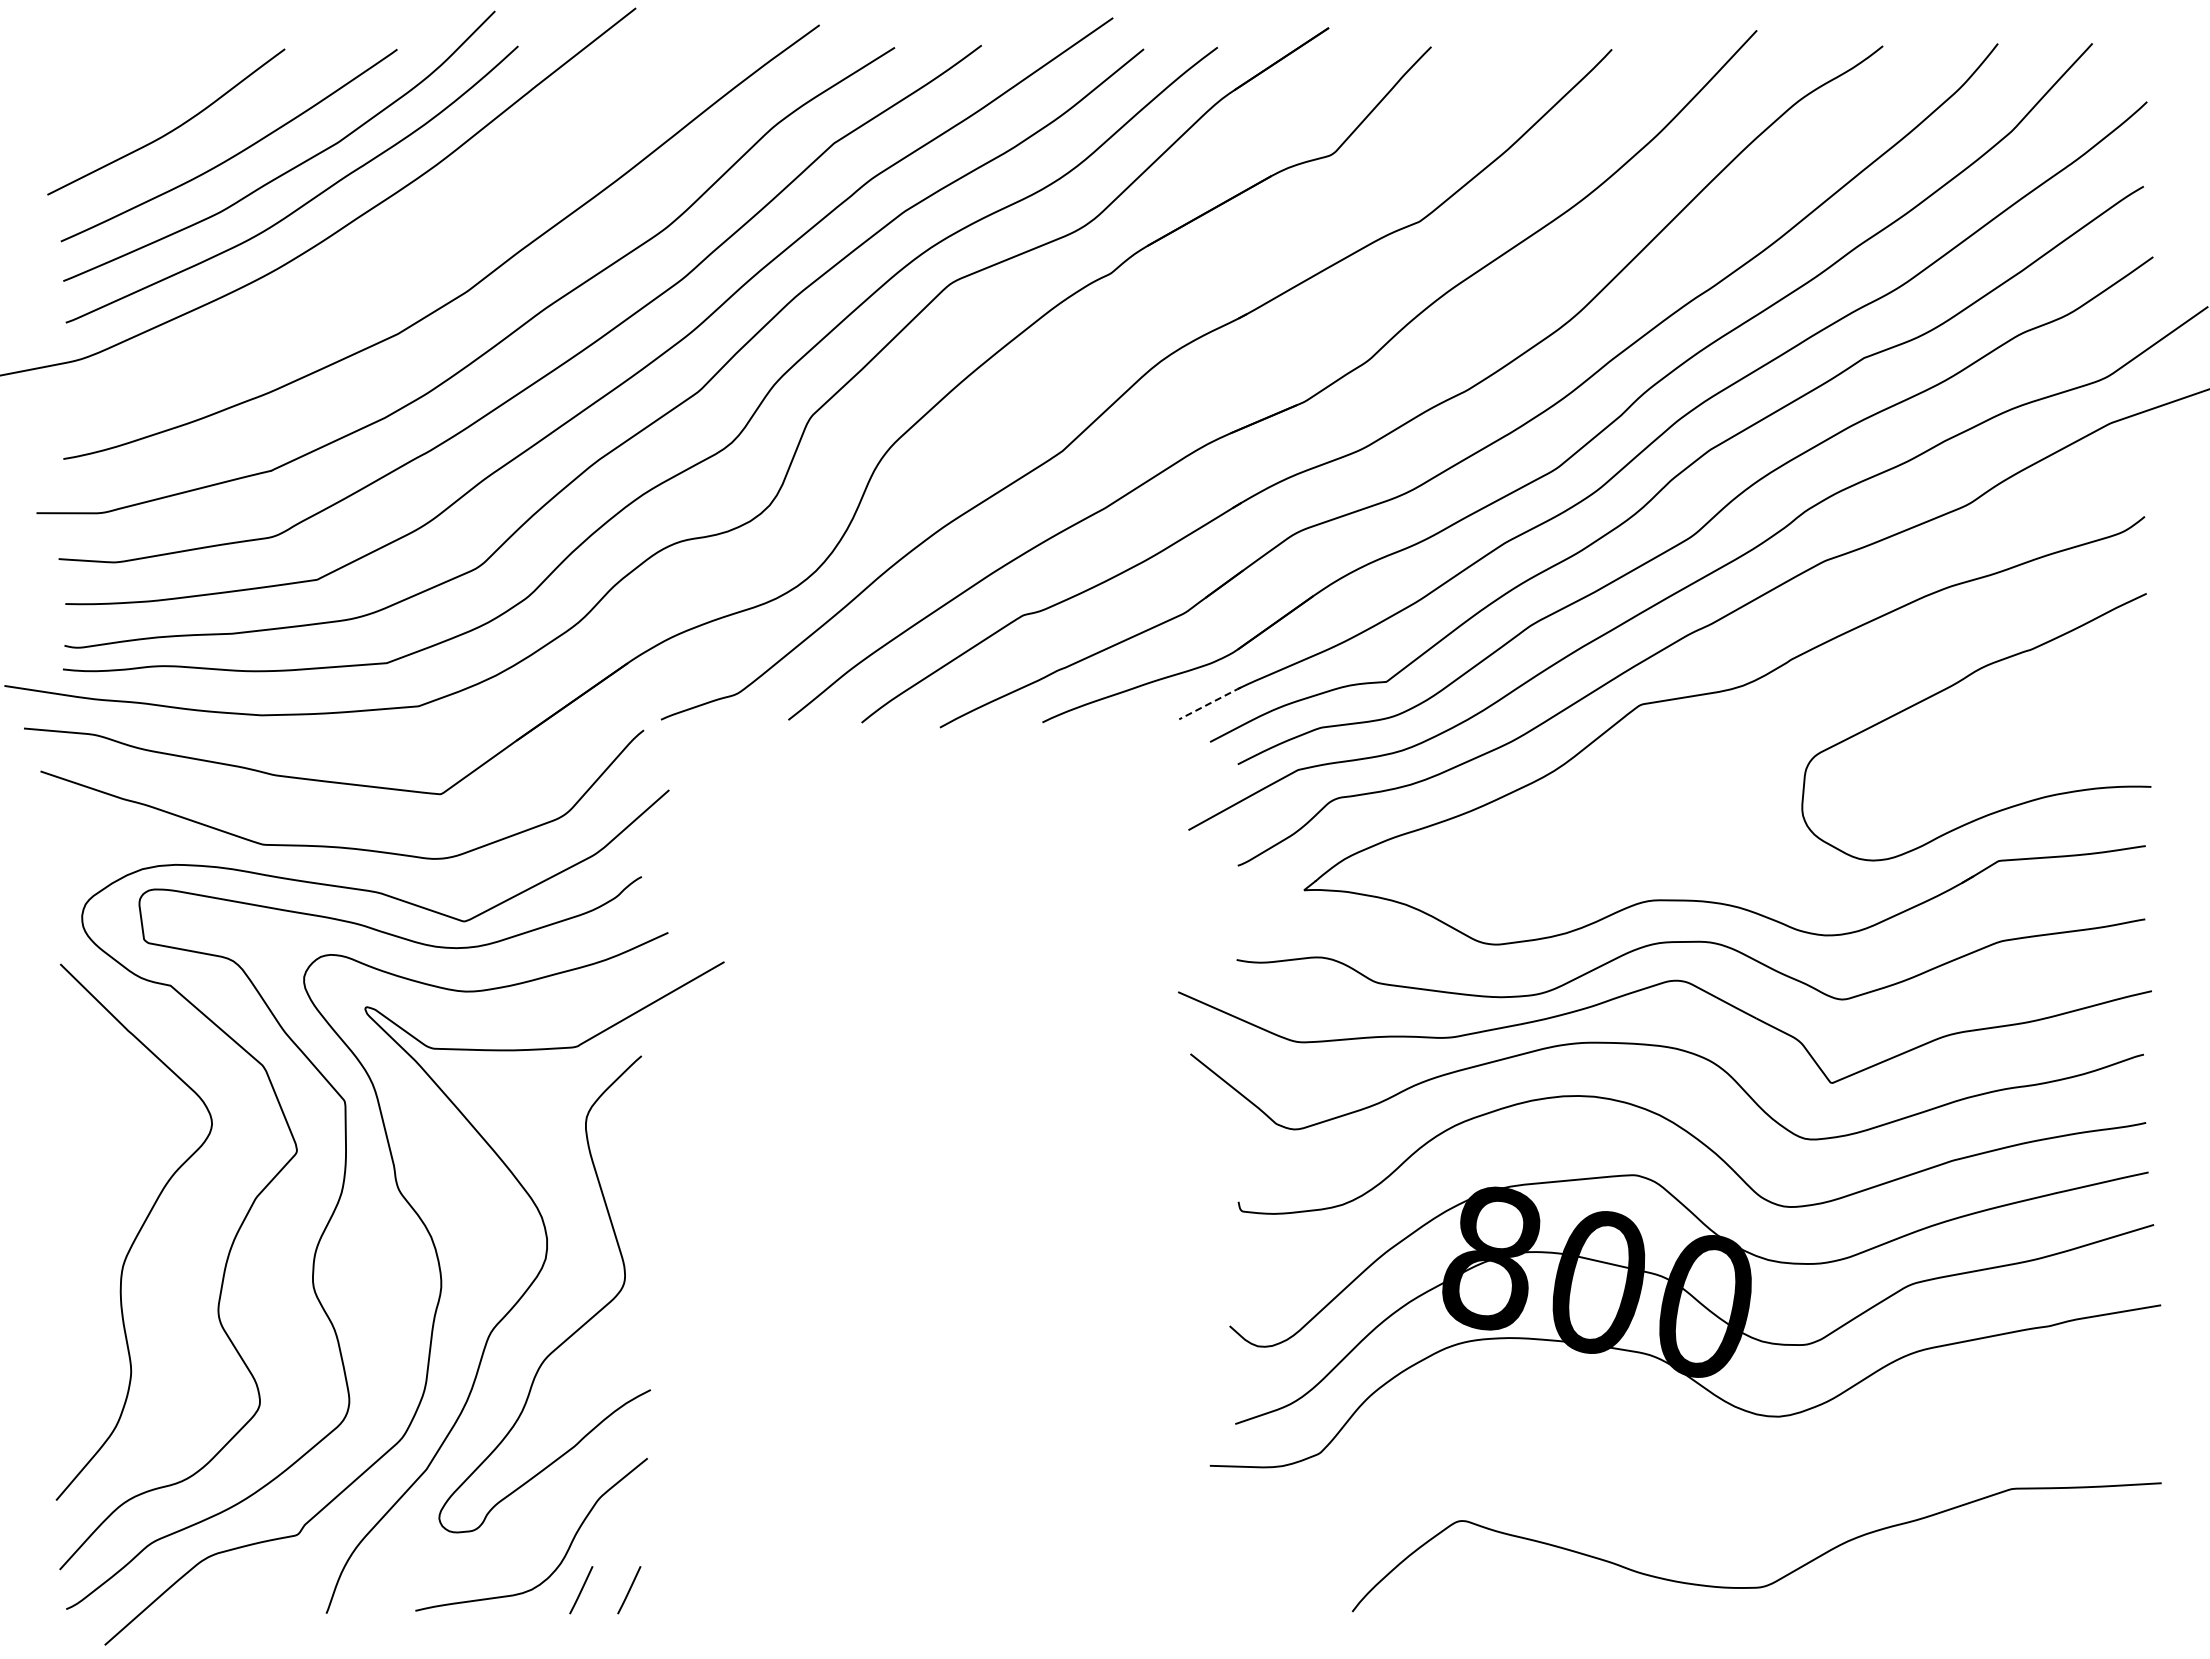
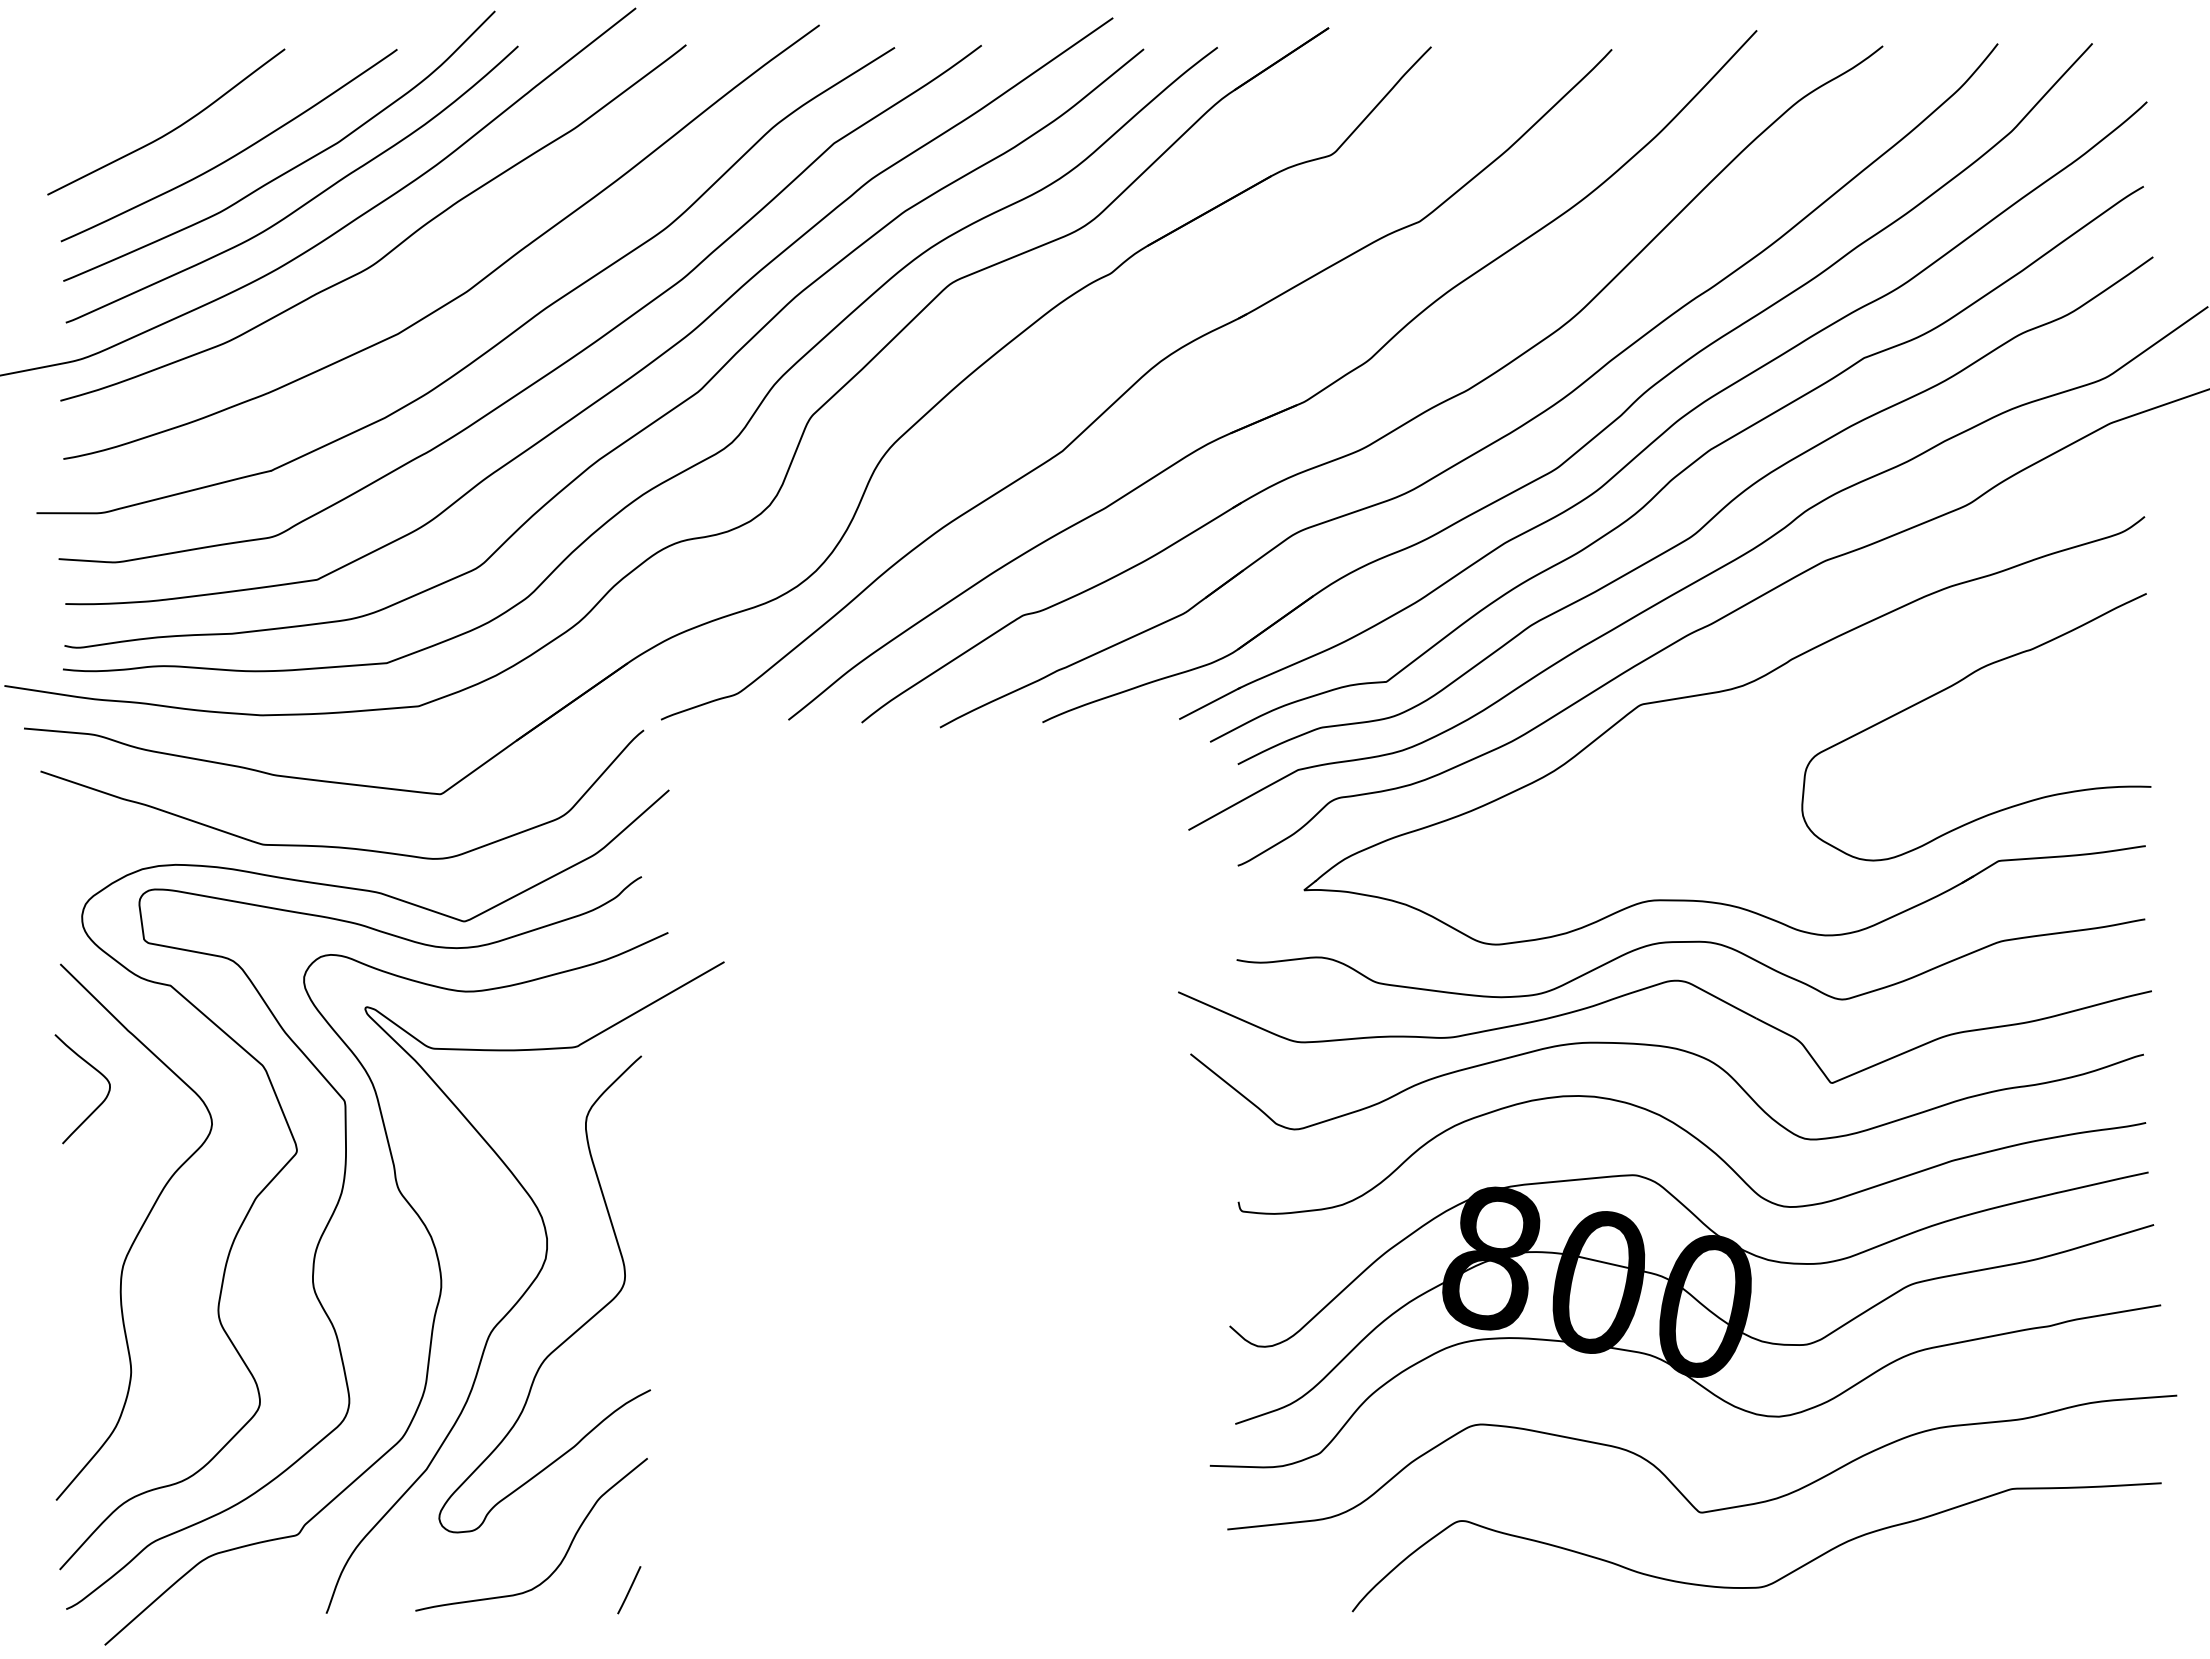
curve: none -> present (391, 249)
line: dashed -> solid (1210, 703)
curve: none -> present (98, 1105)
curve: none -> present (1677, 1487)
line: present -> none (581, 1590)
